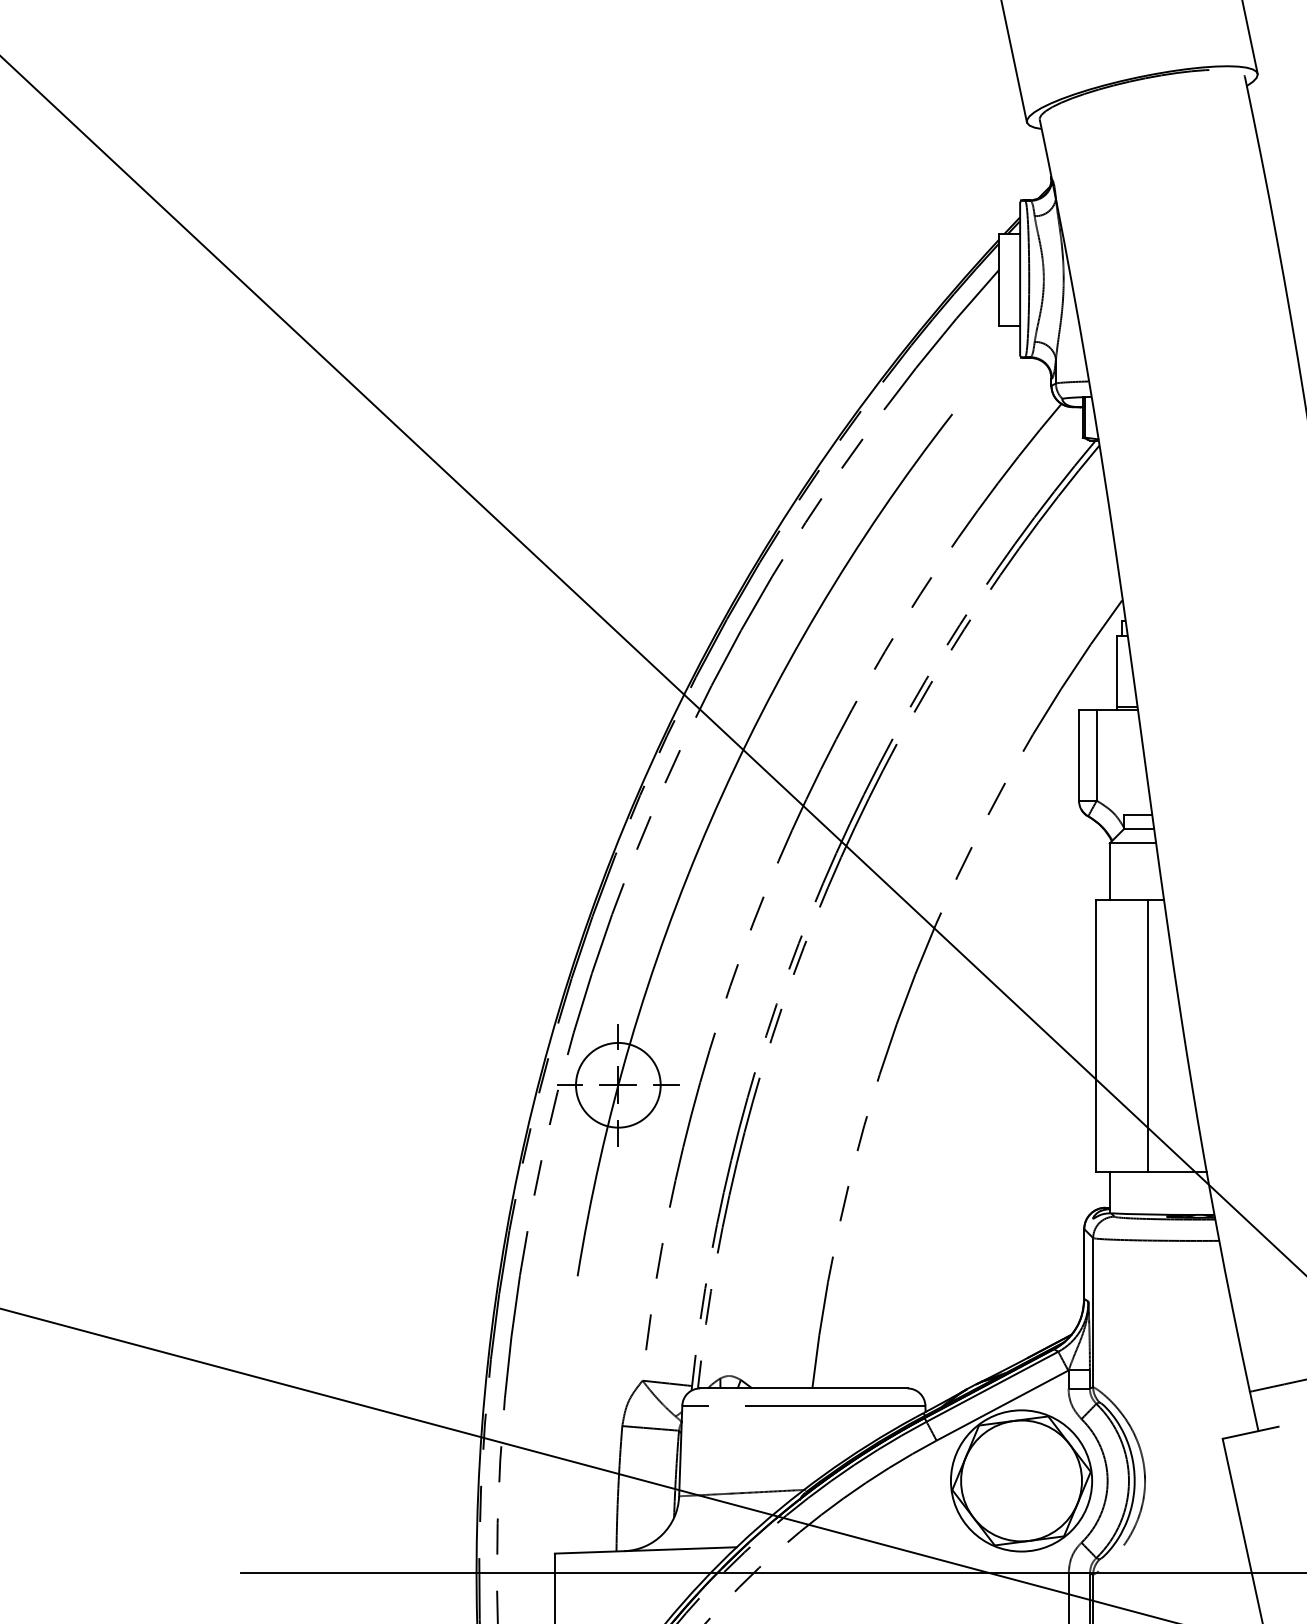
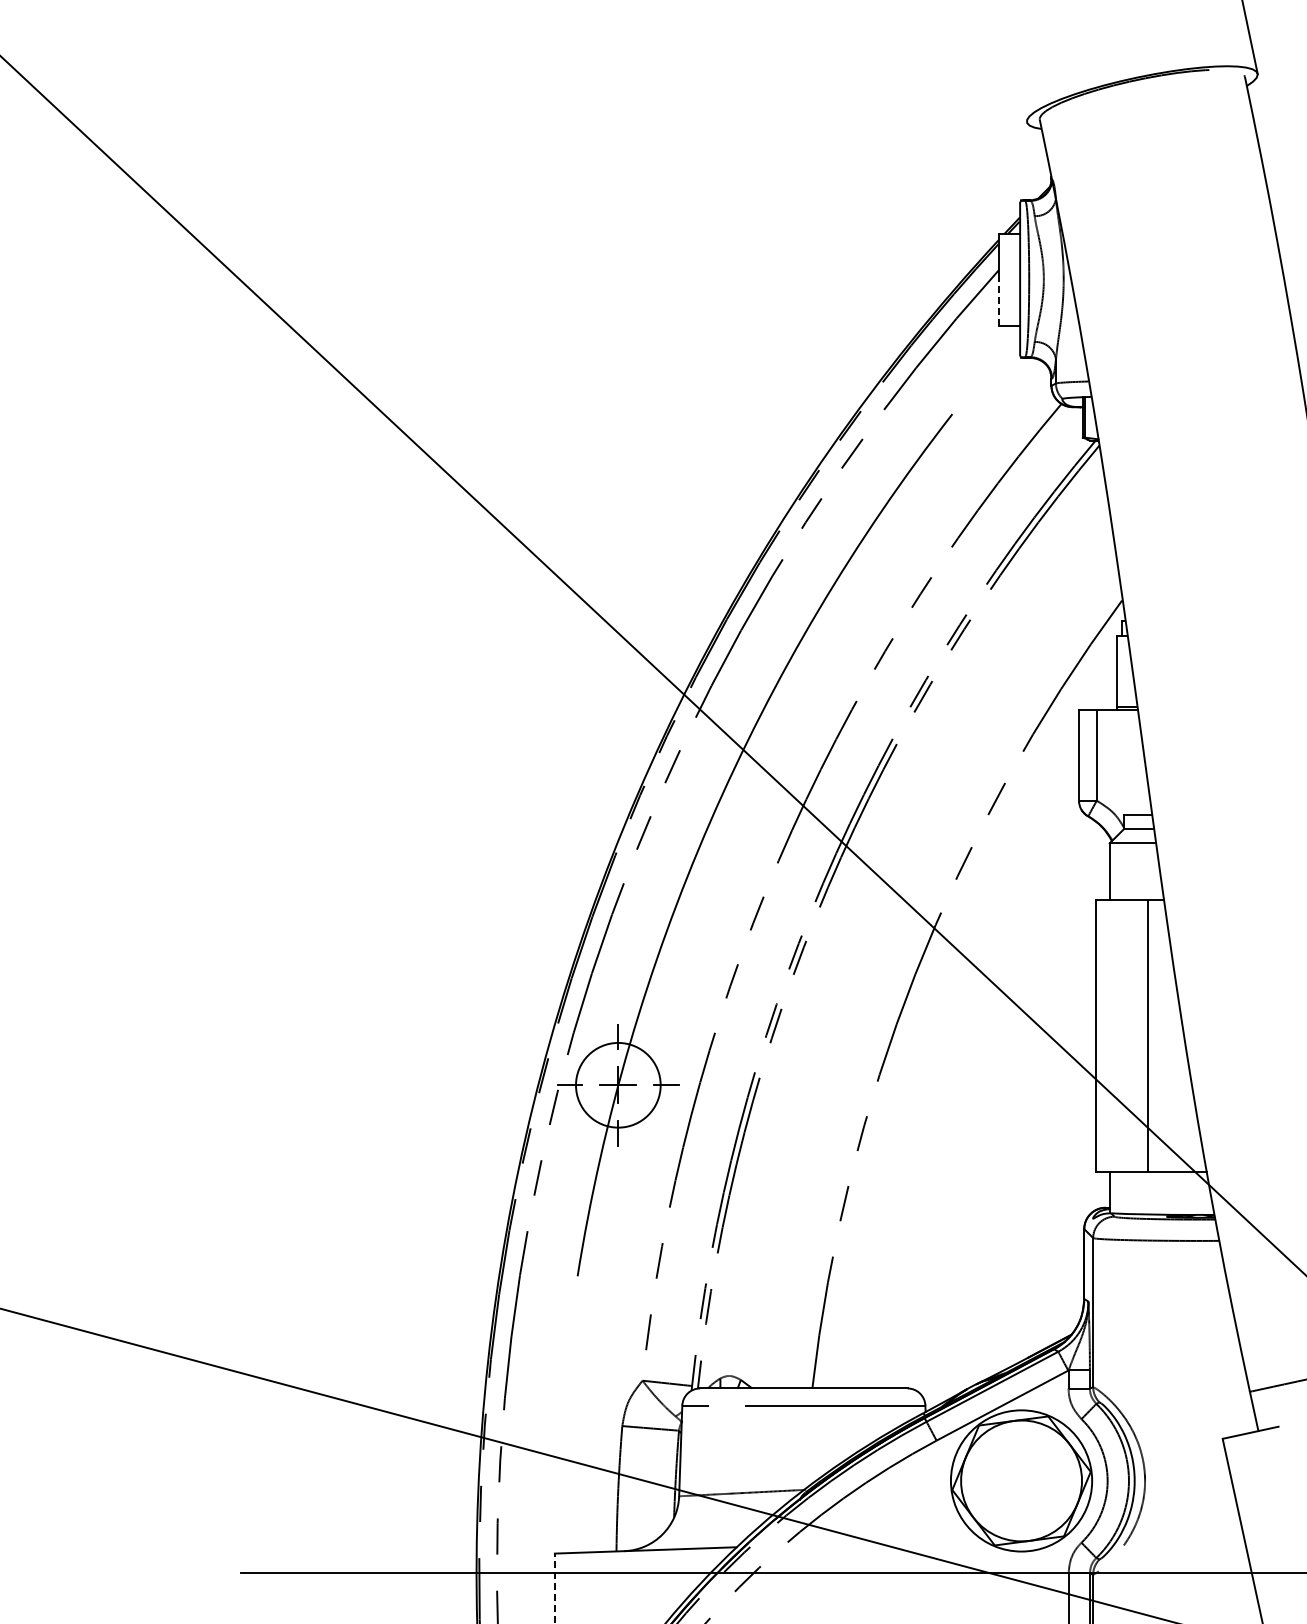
line: present -> none (1013, 62)
line: solid -> dashed (998, 302)
line: solid -> dashed (554, 1588)
